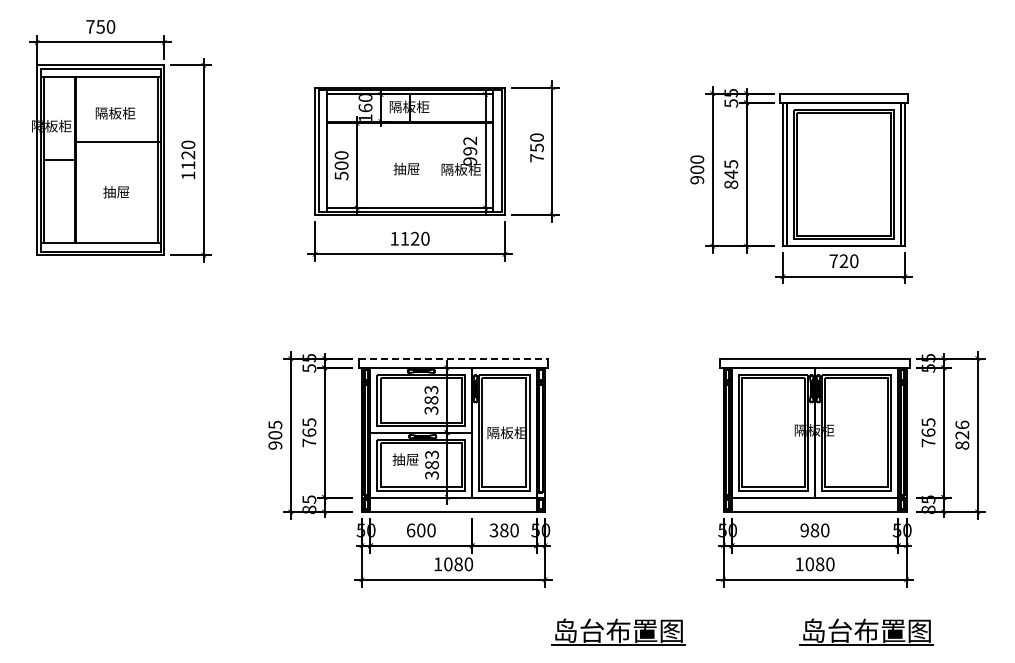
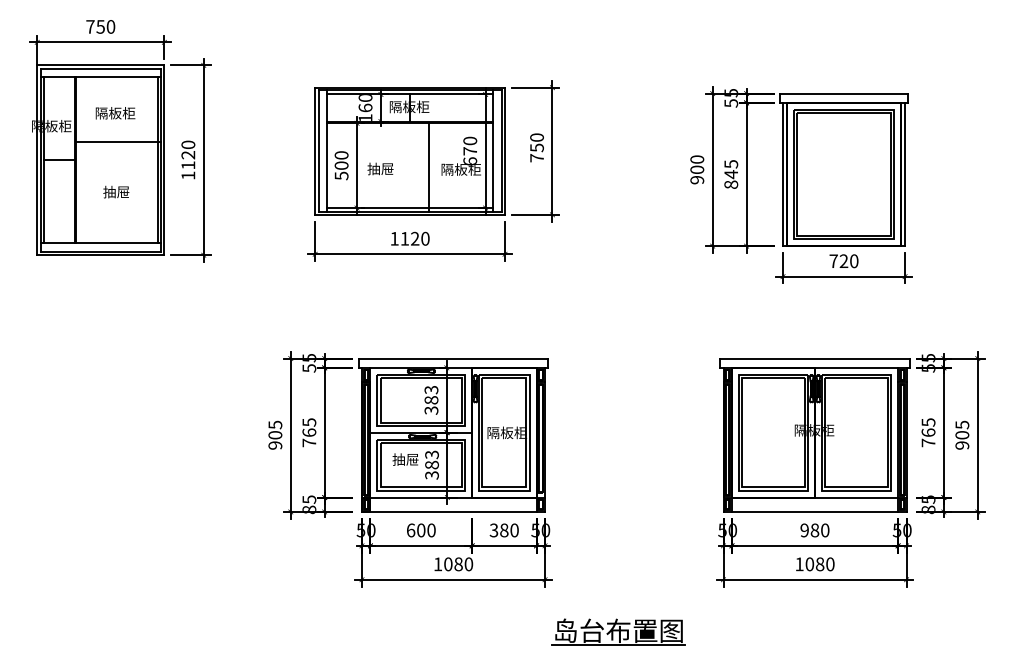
text: 992 -> 670 (470, 150)
line: none -> present (428, 167)
text position: (406, 168) -> (380, 168) (380, 168)
line: dashed -> solid (453, 358)
text: 826 -> 905 (962, 434)
part: present -> none (866, 631)
